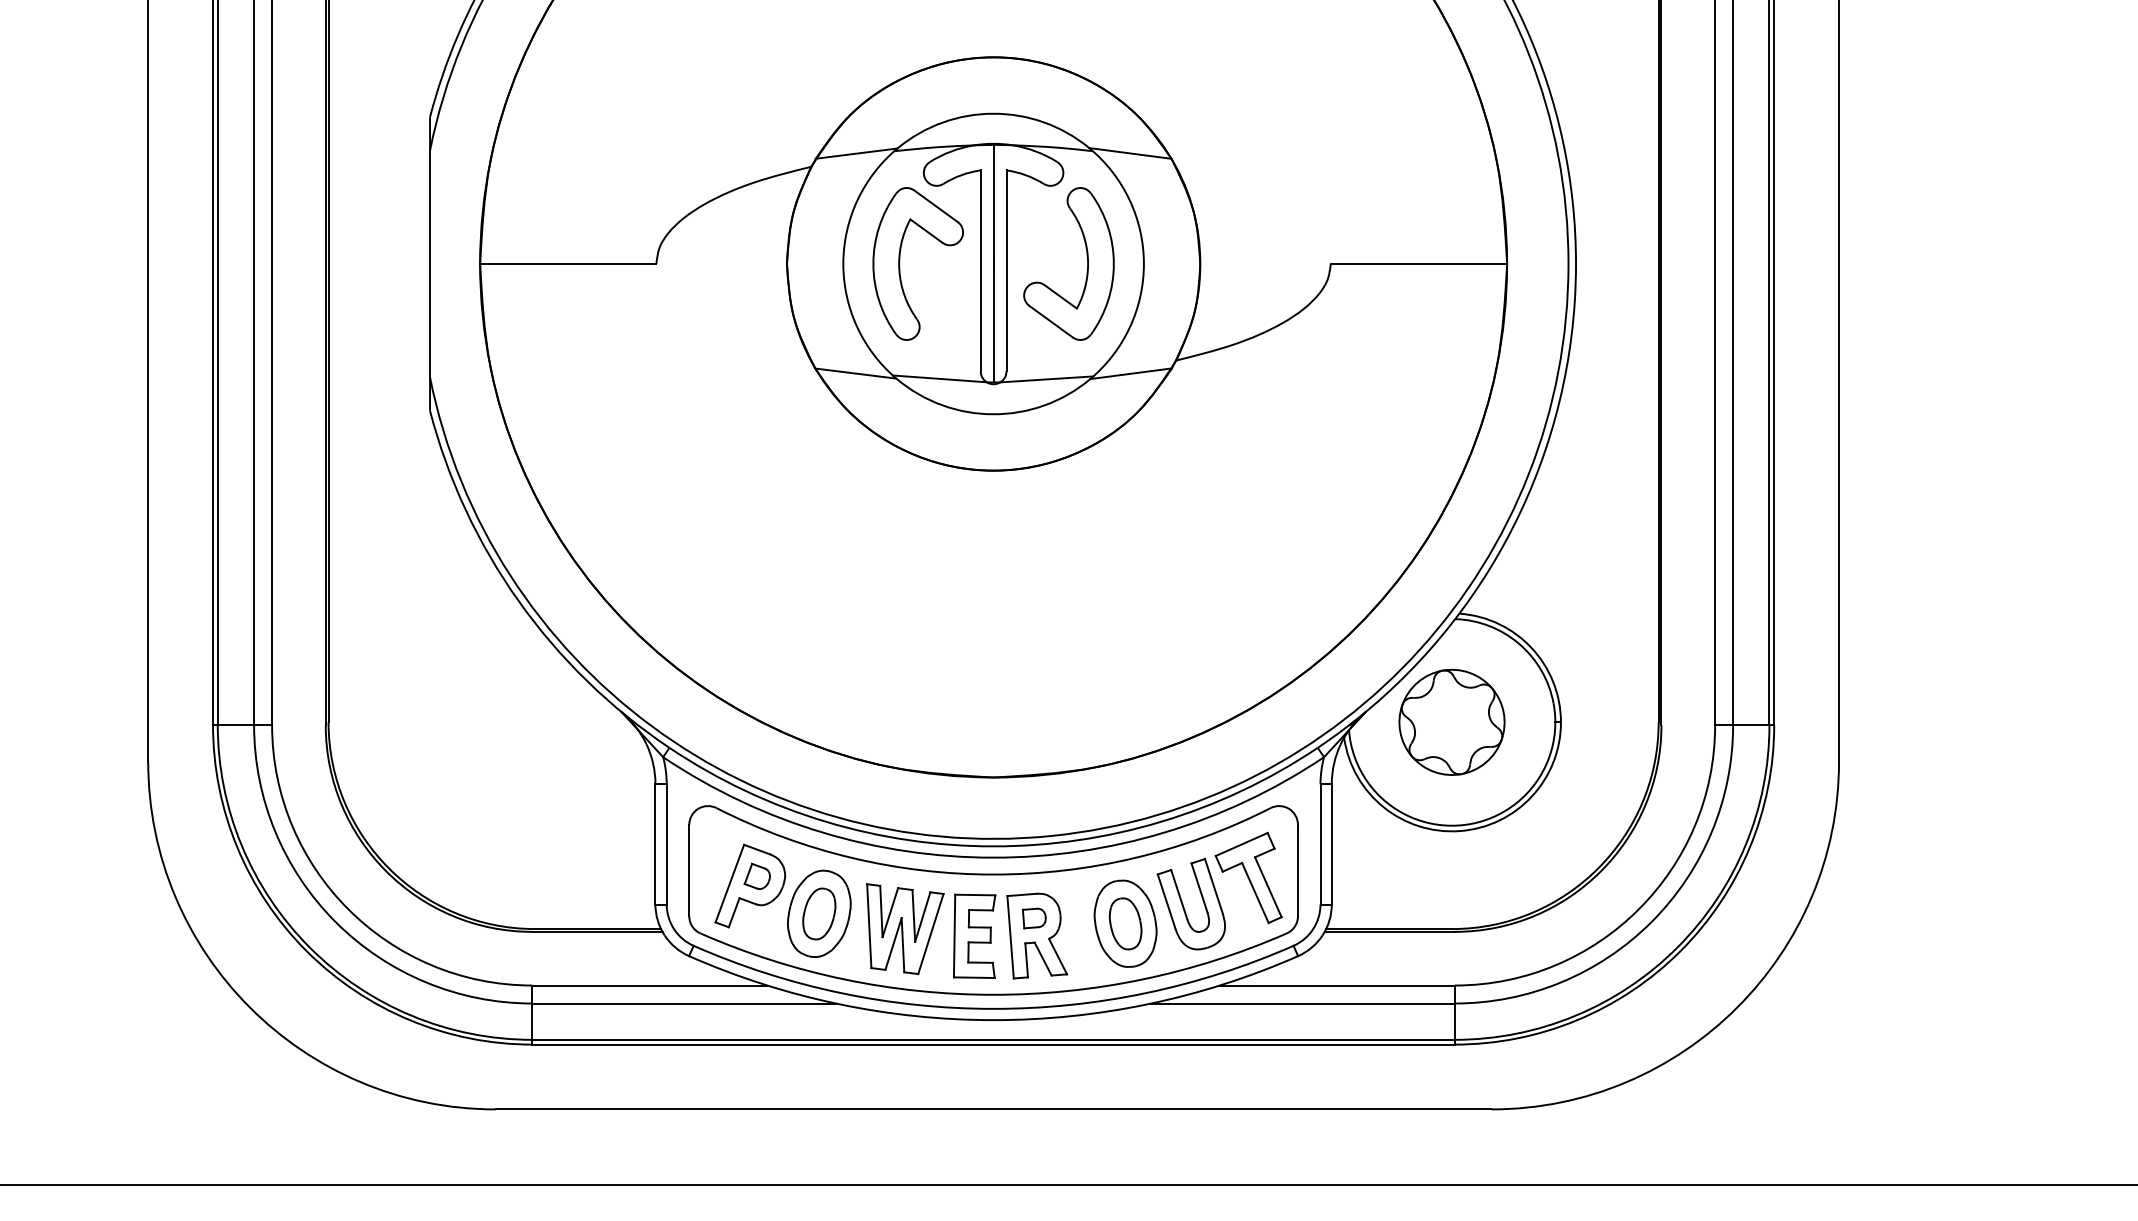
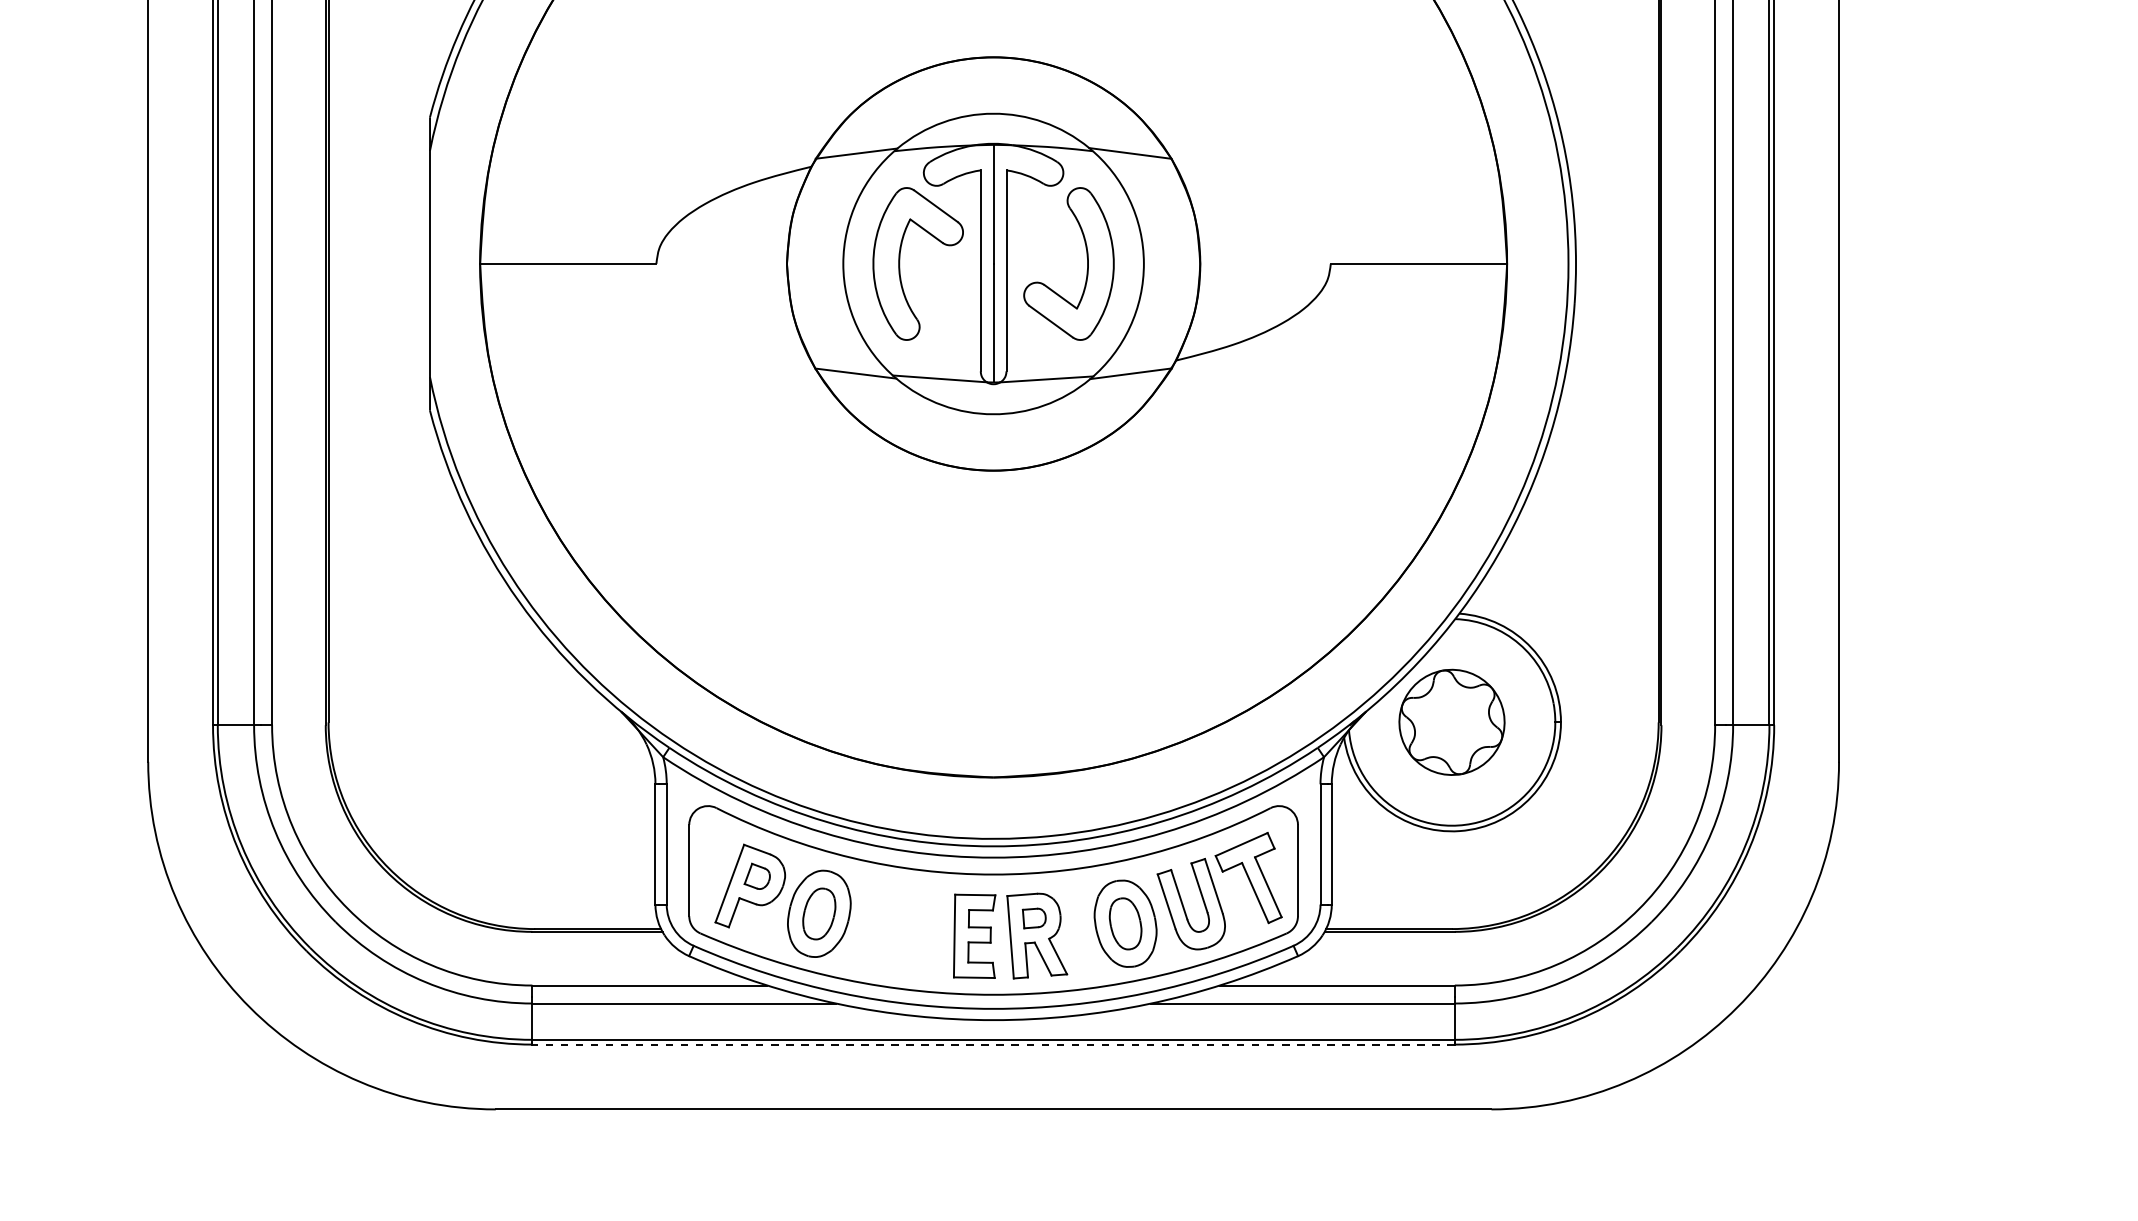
part: present -> none (905, 929)
line: solid -> dashed (993, 1044)
line: present -> none (1068, 1184)
